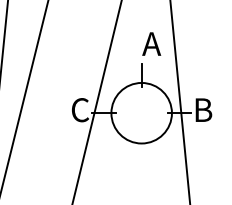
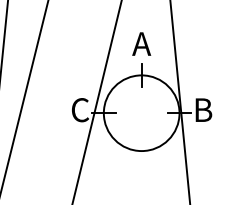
text position: (151, 43) -> (141, 43) (141, 43)
circle diameter: 61 px -> 76 px (141, 113)
